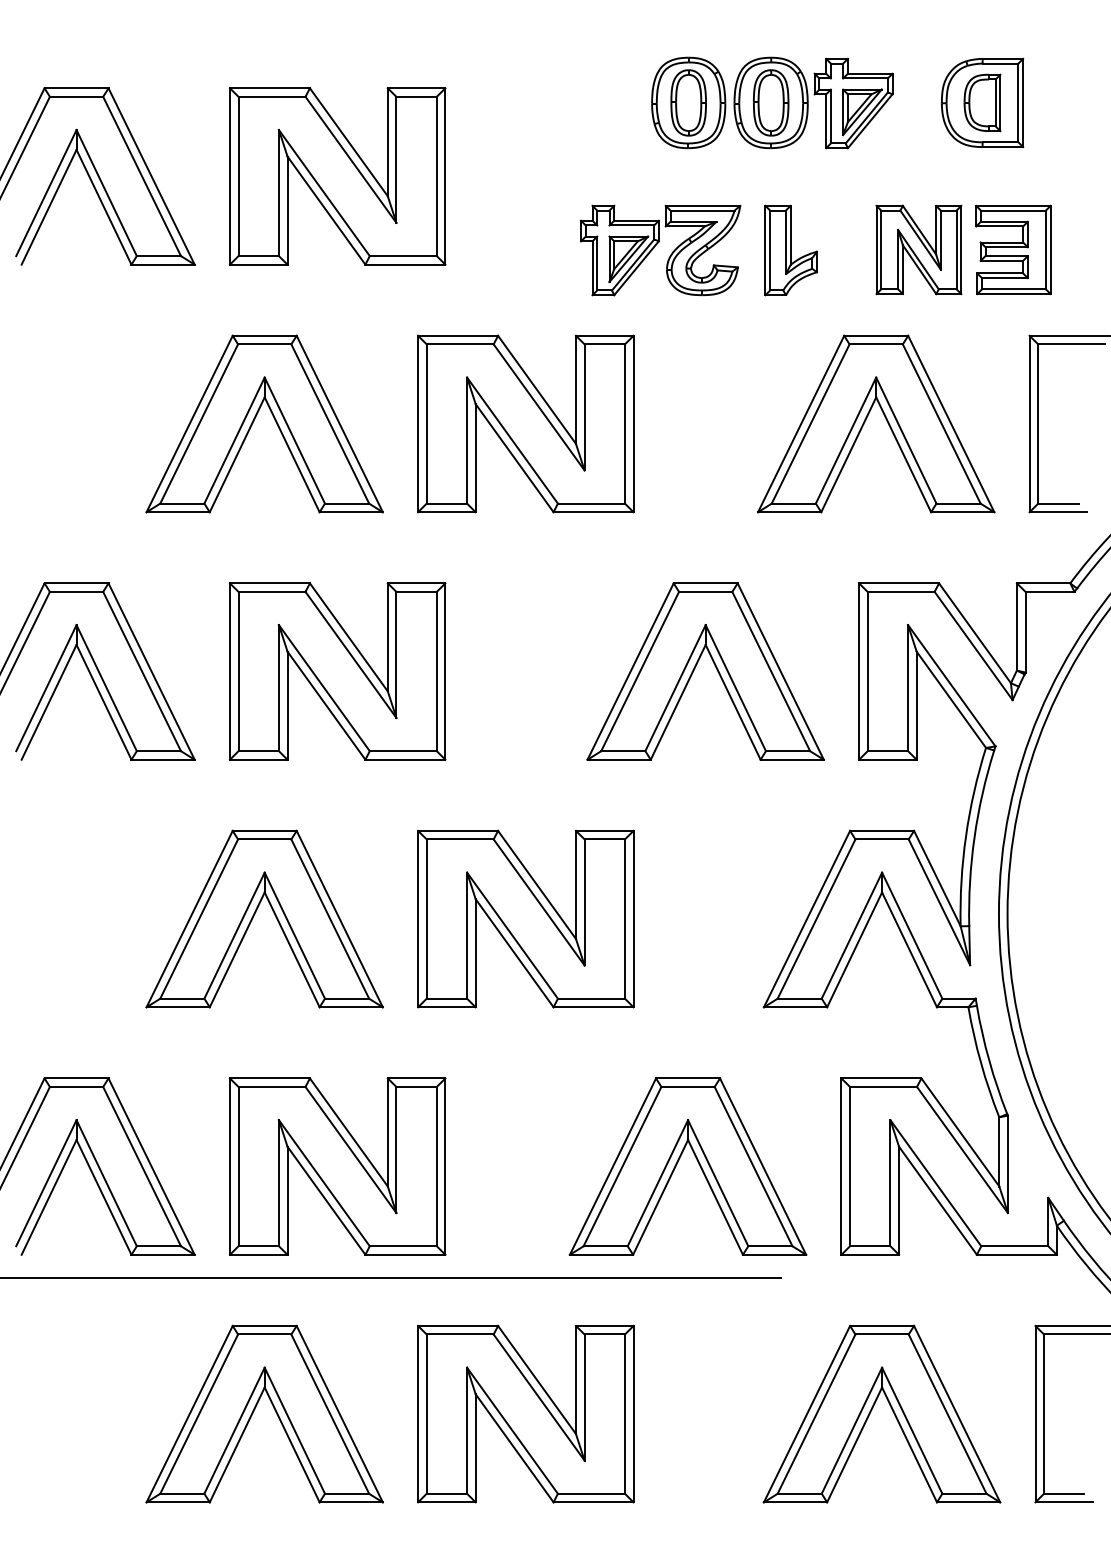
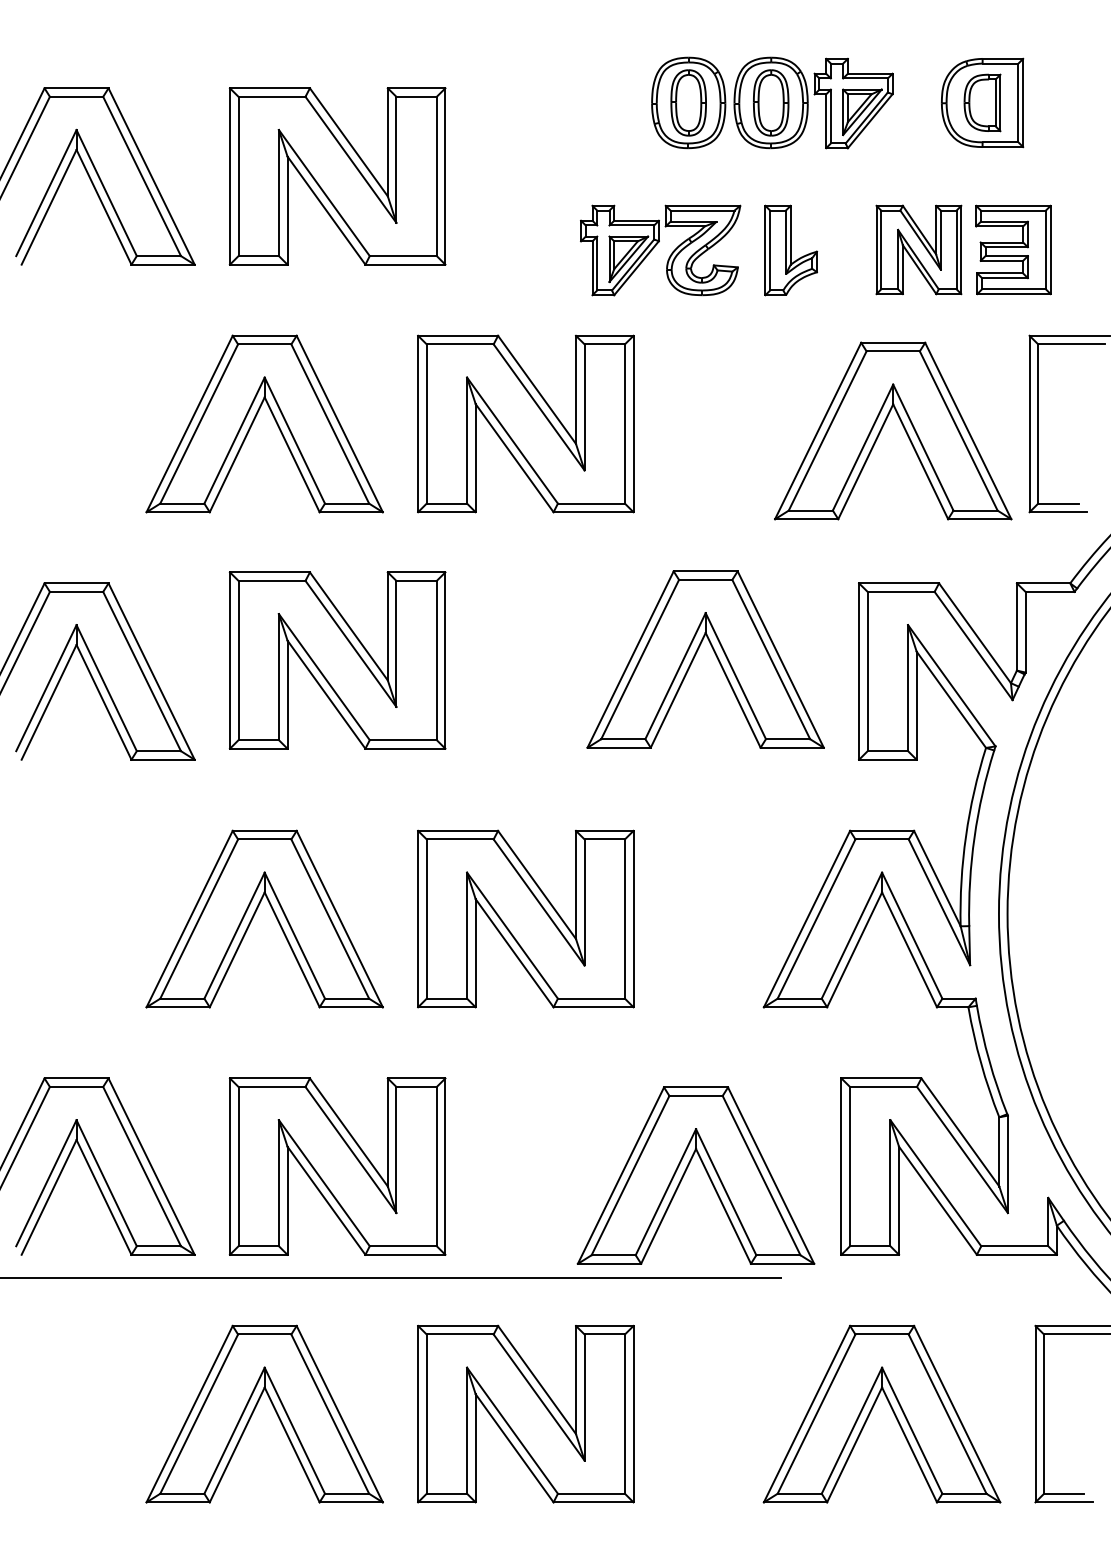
part position: (885, 419) -> (902, 426) (902, 426)
part position: (696, 666) -> (696, 654) (696, 654)
part position: (337, 671) -> (337, 660) (337, 660)
part position: (678, 1162) -> (686, 1171) (686, 1171)
